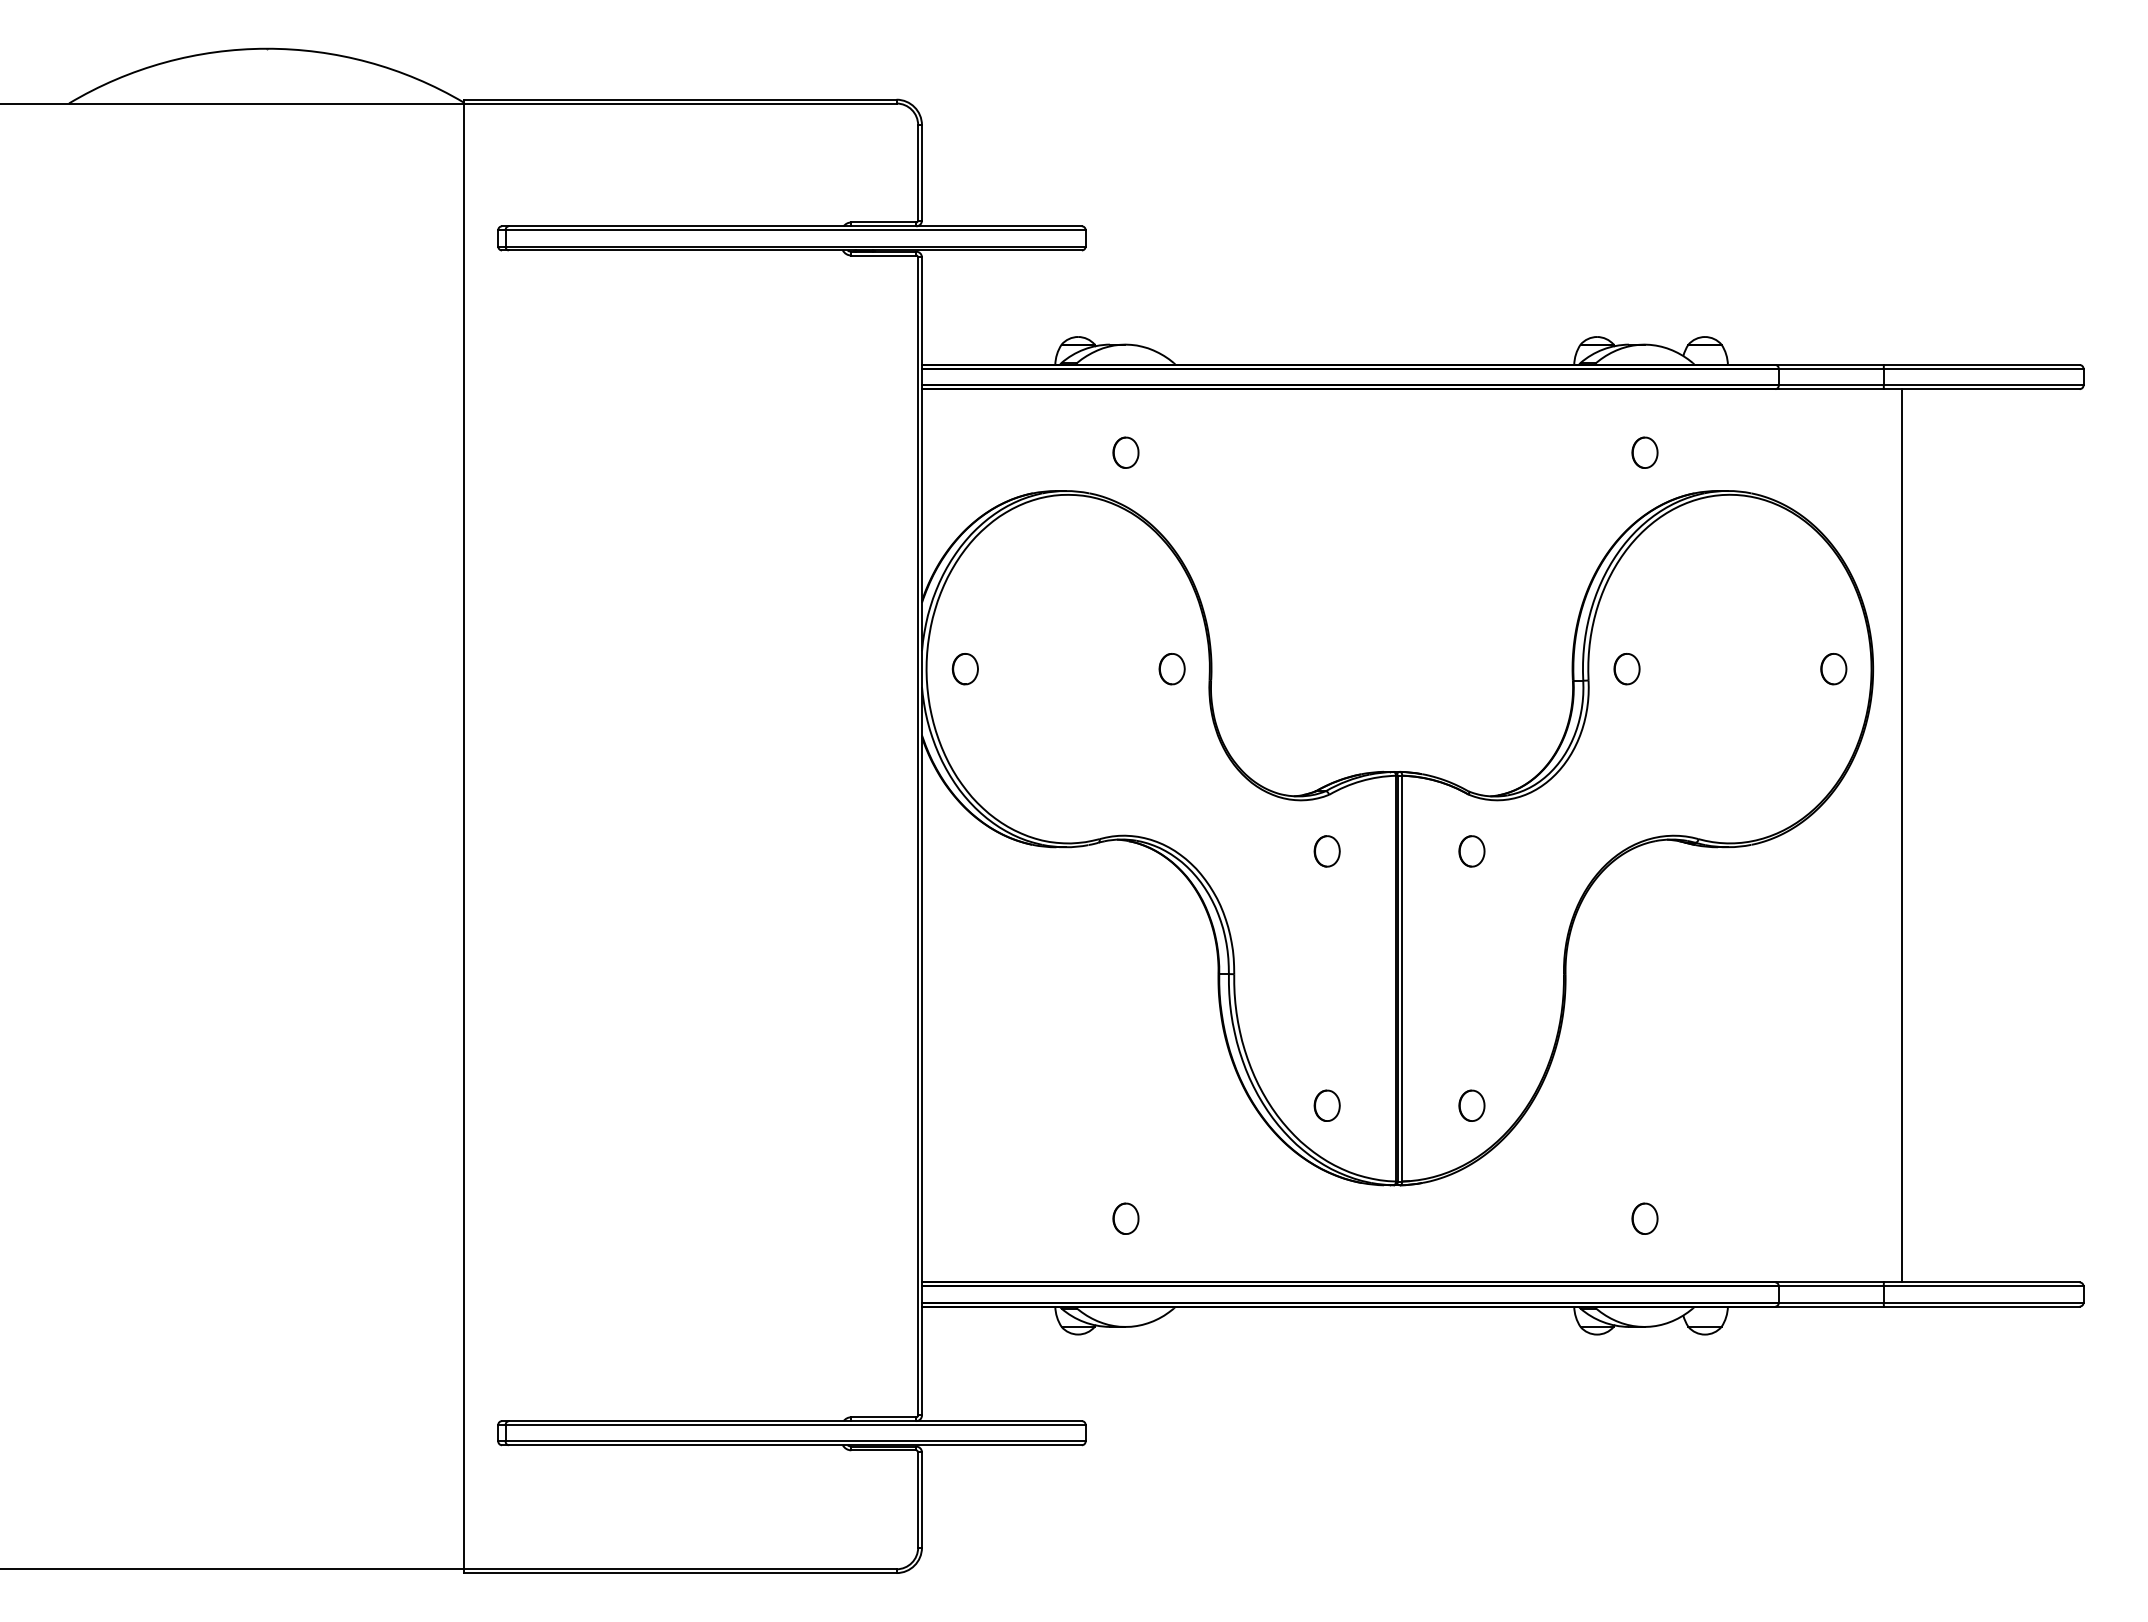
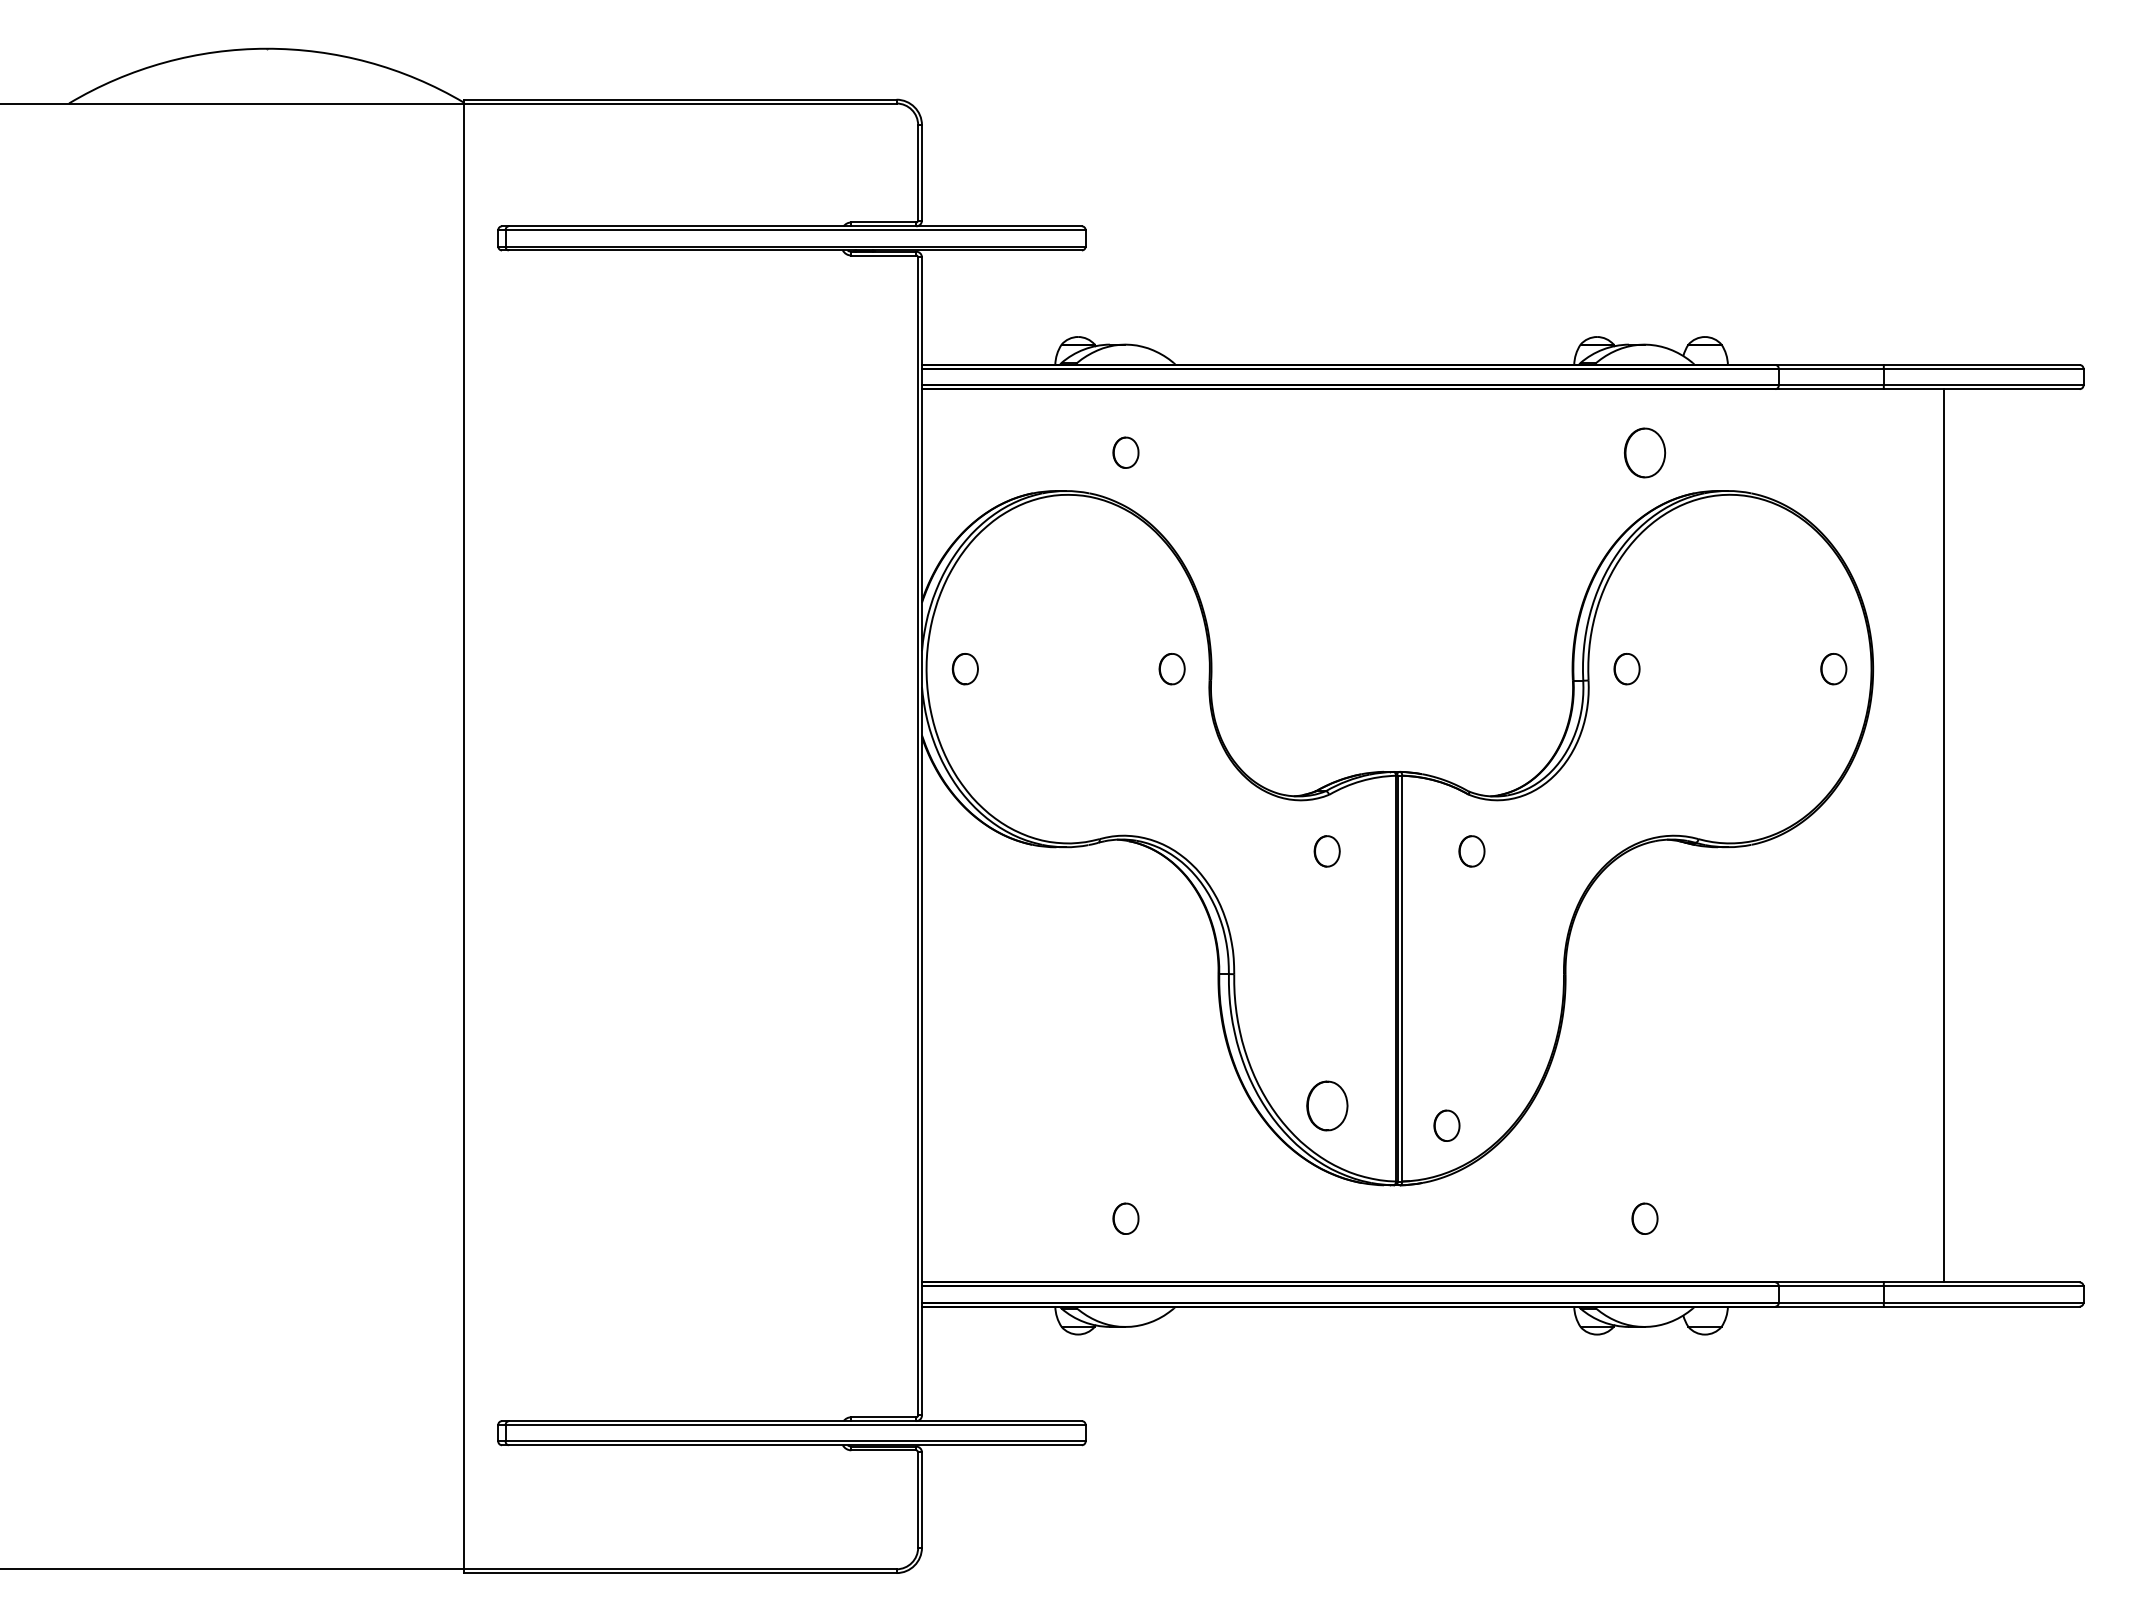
part size: 28x33 px -> 43x52 px (1645, 452)
line position: (1901, 835) -> (1943, 835) (1943, 835)
part size: 28x33 px -> 43x52 px (1327, 1105)
part position: (1471, 1105) -> (1446, 1125) (1446, 1125)
